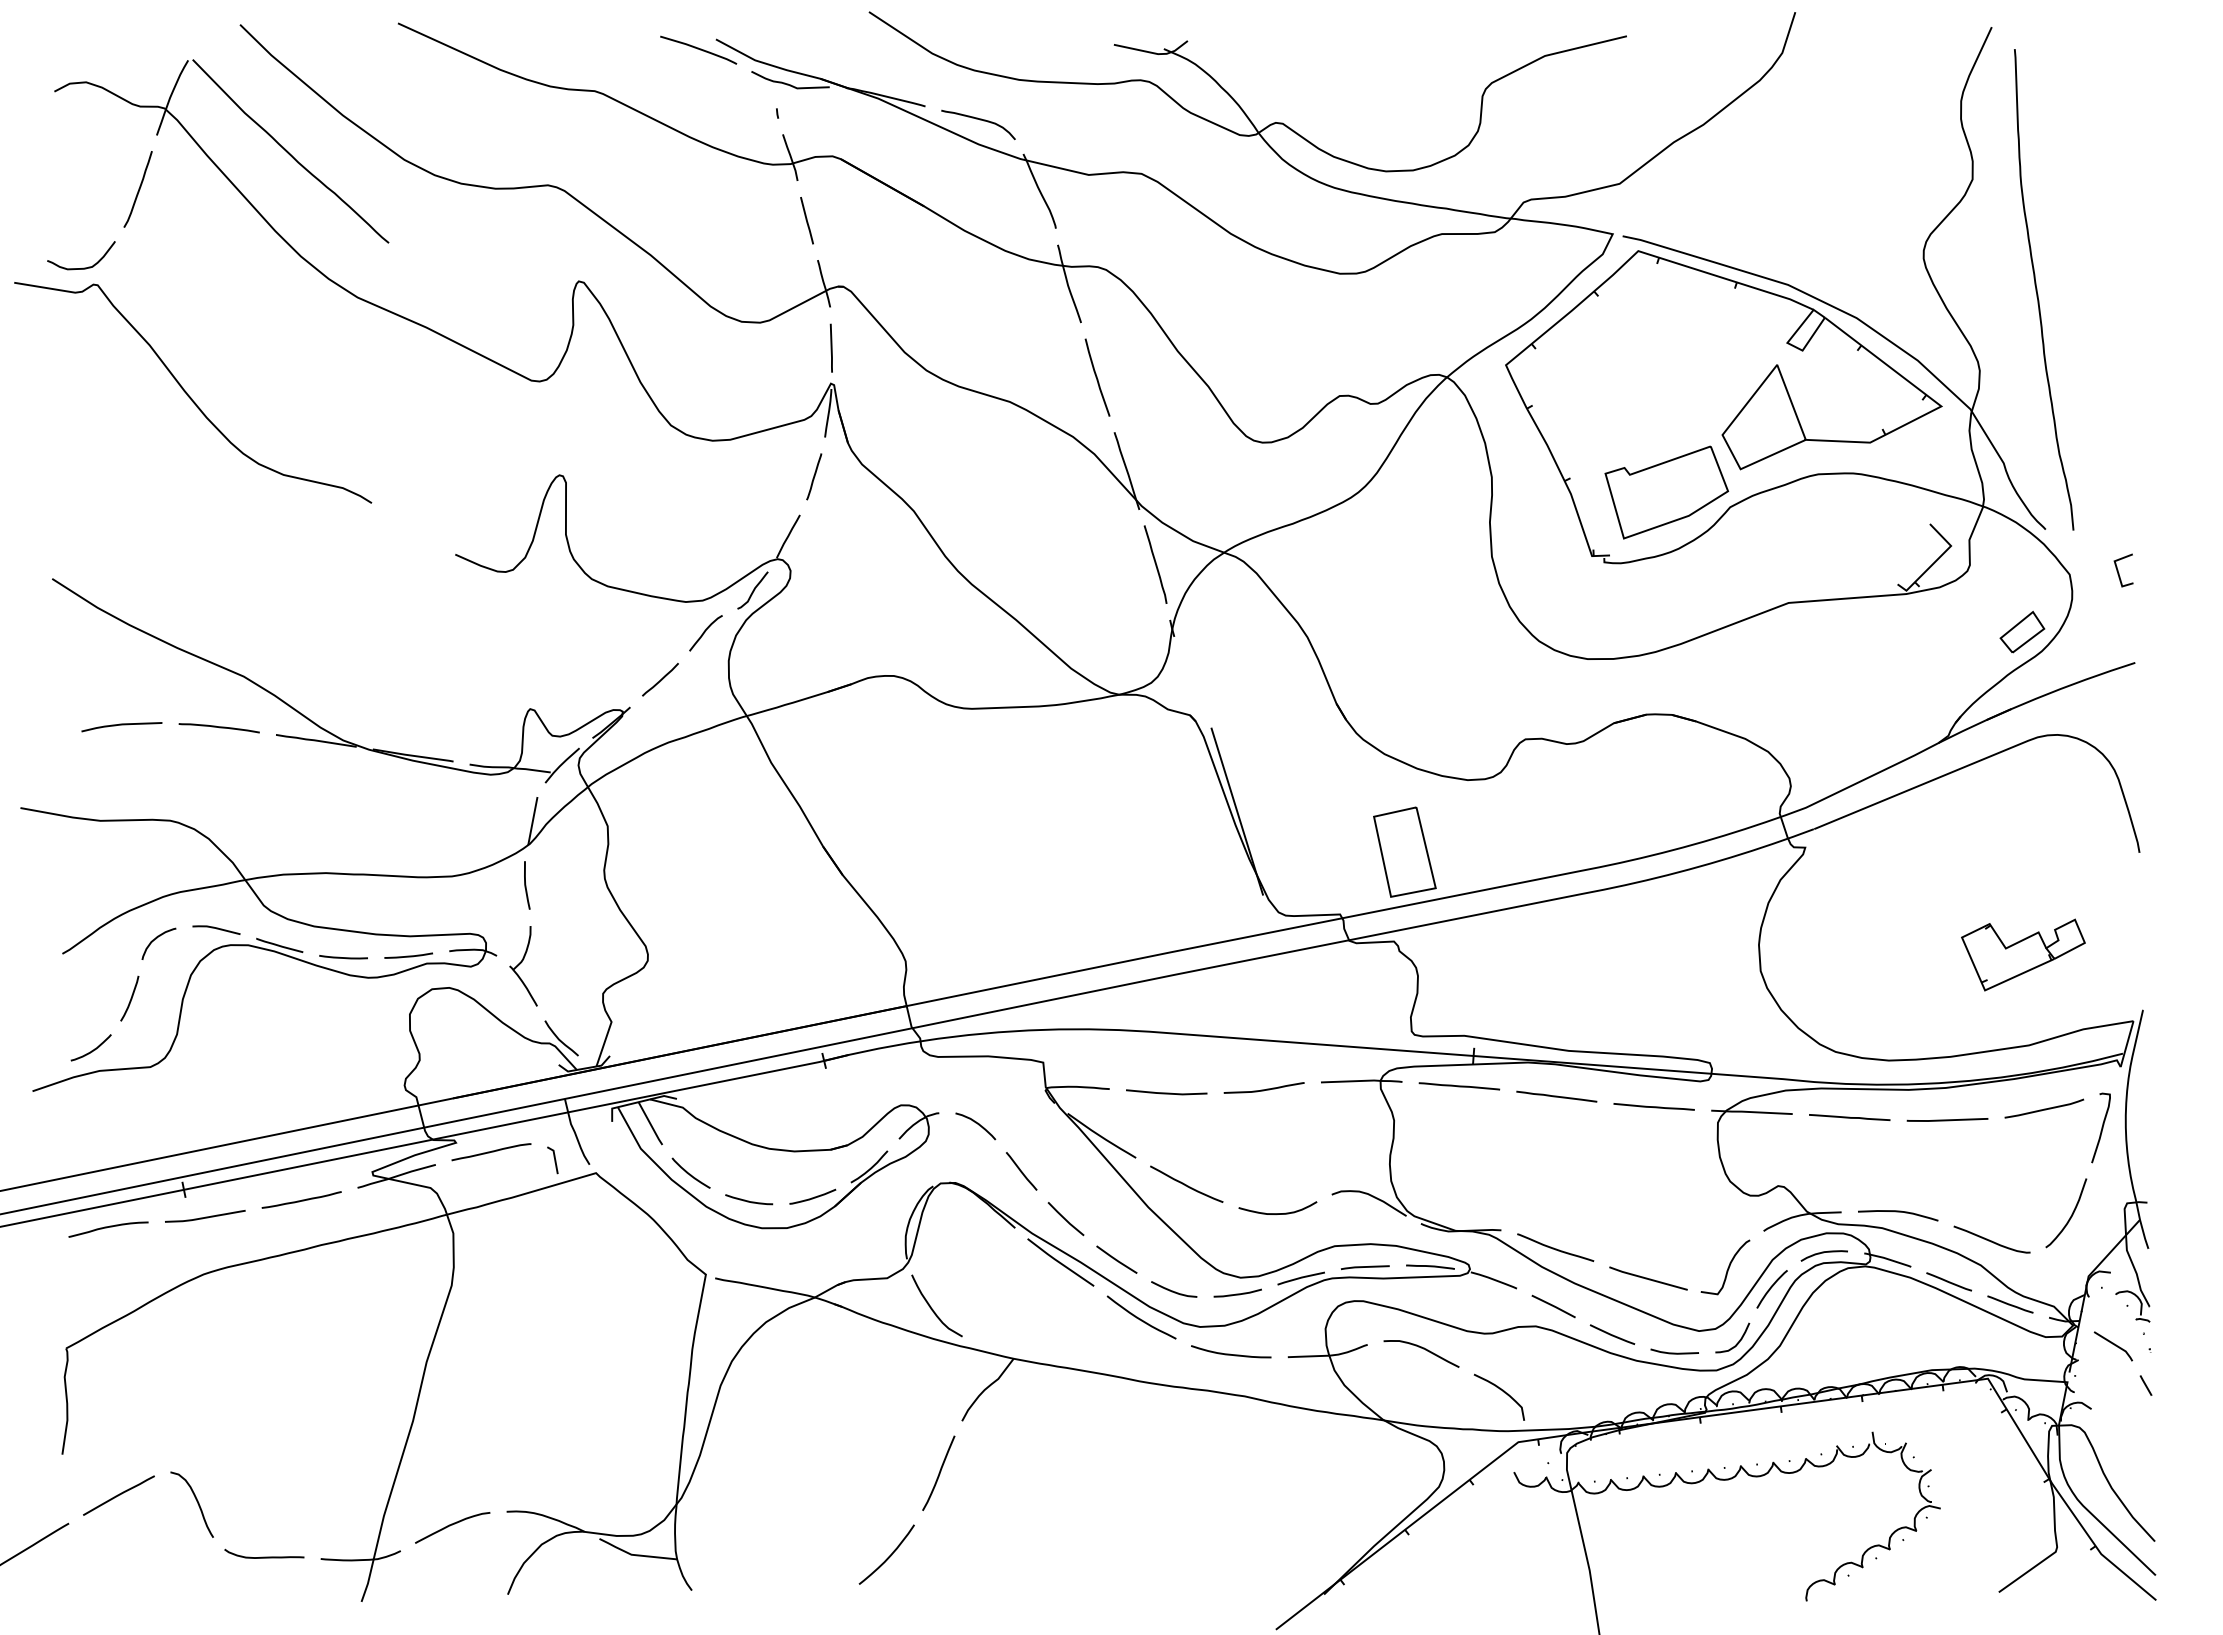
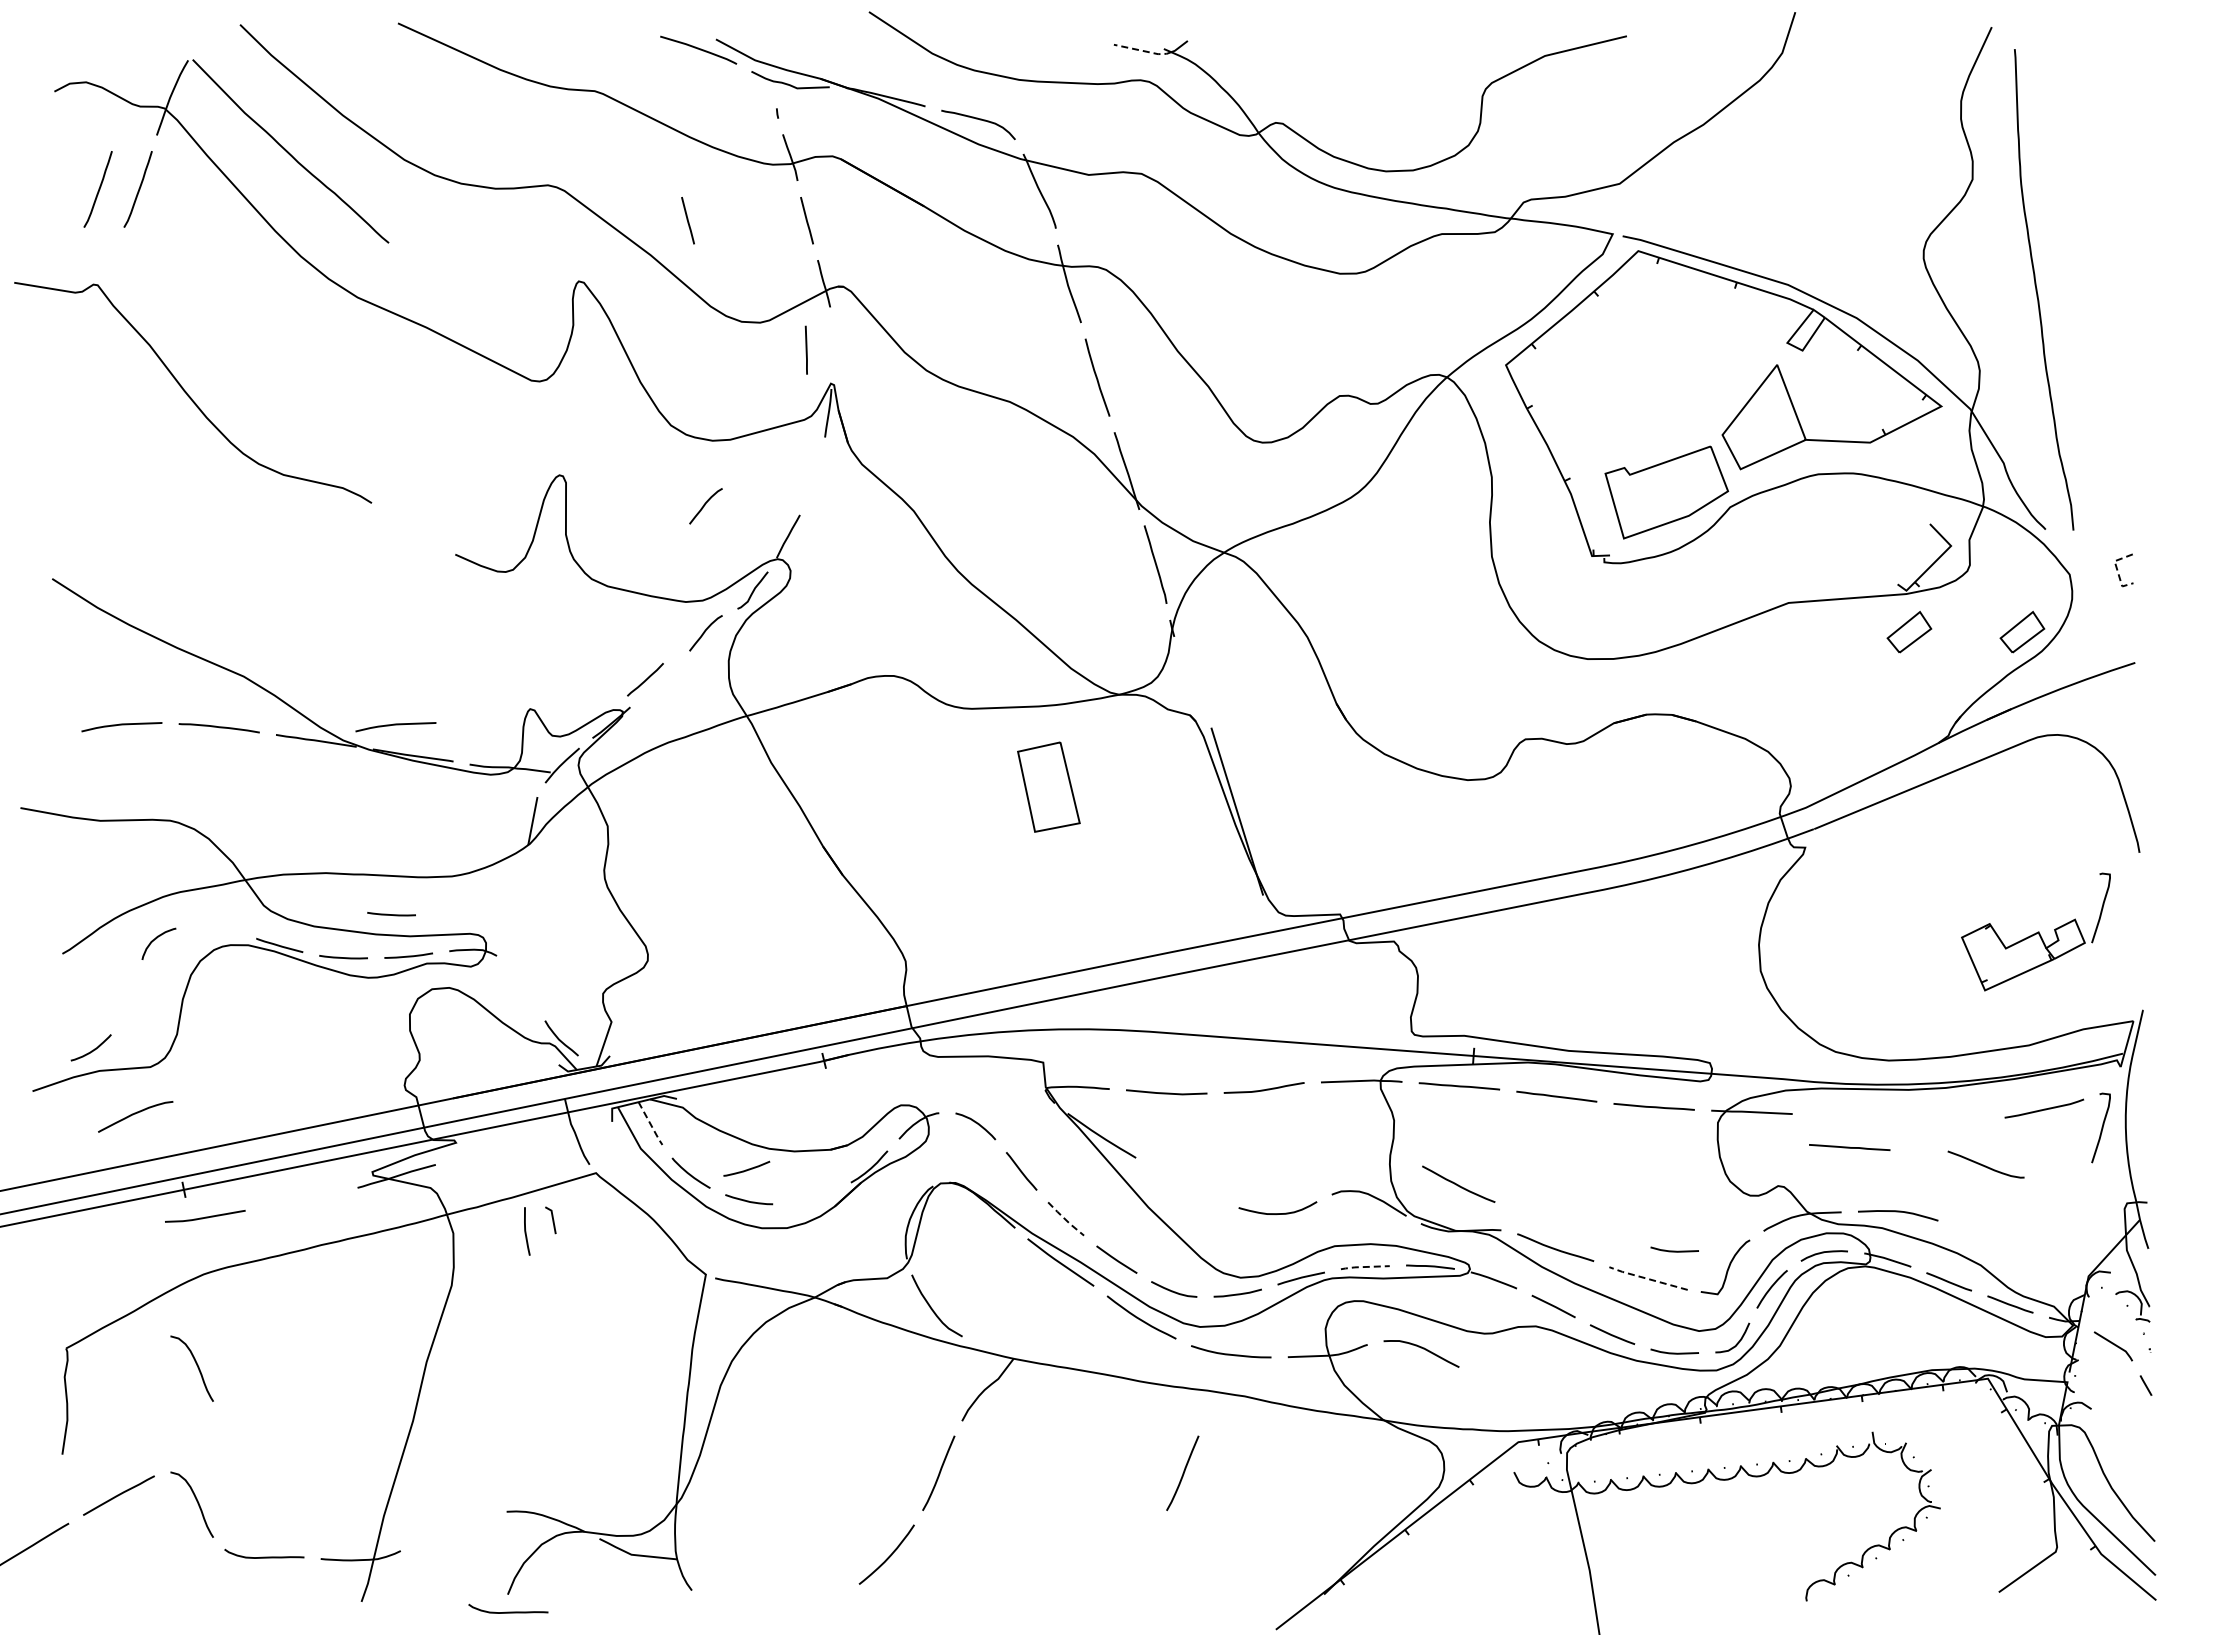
line: solid -> dashed (1143, 51)
curve: none -> present (98, 189)
line: none -> present (687, 220)
curve: present -> none (82, 267)
line position: (830, 347) -> (805, 349) (805, 349)
line: present -> none (814, 476)
curve: none -> present (705, 505)
line: solid -> dashed (2117, 570)
part: none -> present (1909, 631)
line position: (660, 679) -> (645, 679) (645, 679)
curve: none -> present (395, 725)
part position: (1404, 851) -> (1048, 786) (1048, 786)
line position: (526, 885) -> (526, 1231) (526, 1231)
curve: none -> present (2101, 907)
line: none -> present (391, 914)
curve: present -> none (216, 929)
part: present -> none (523, 966)
curve: present -> none (130, 998)
line position: (1849, 1117) -> (1849, 1147) (1849, 1147)
curve: present -> none (1947, 1119)
line: solid -> dashed (650, 1124)
curve: present -> none (491, 1152)
line position: (554, 1160) -> (552, 1220) (552, 1220)
curve position: (1186, 1184) -> (1458, 1184) (1458, 1184)
curve position: (812, 1197) -> (746, 1169) (746, 1169)
line: present -> none (301, 1199)
curve: present -> none (2070, 1216)
line: solid -> dashed (1065, 1219)
curve: present -> none (107, 1228)
curve position: (1991, 1240) -> (1985, 1165) (1985, 1165)
curve: none -> present (1674, 1250)
line: solid -> dashed (1363, 1267)
line: solid -> dashed (1646, 1278)
curve: none -> present (196, 1365)
curve: present -> none (1500, 1390)
curve: none -> present (1183, 1472)
curve position: (452, 1525) -> (135, 1114) (135, 1114)
curve: none -> present (508, 1611)
